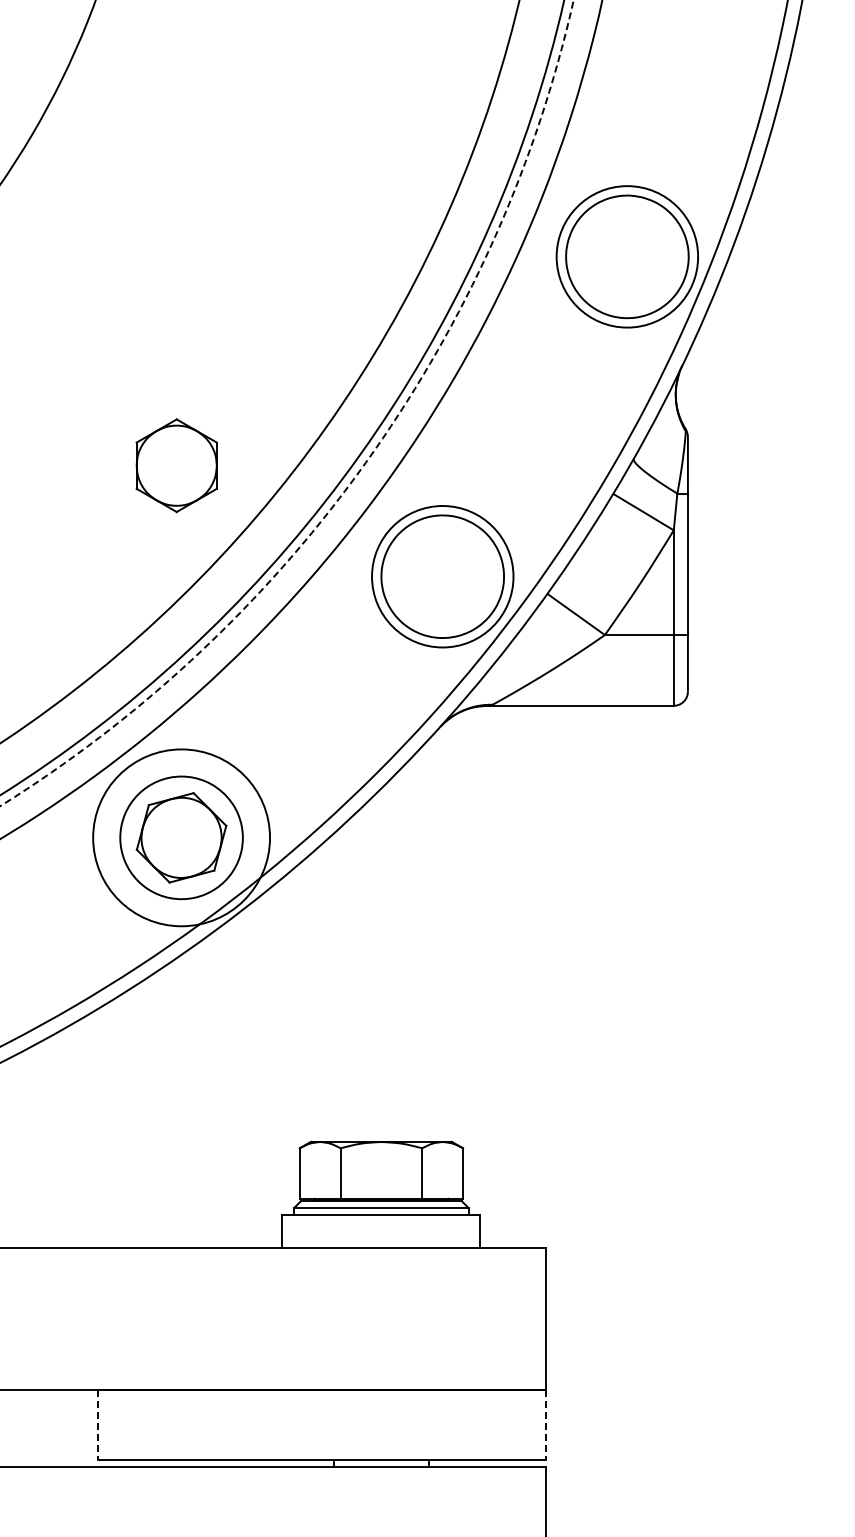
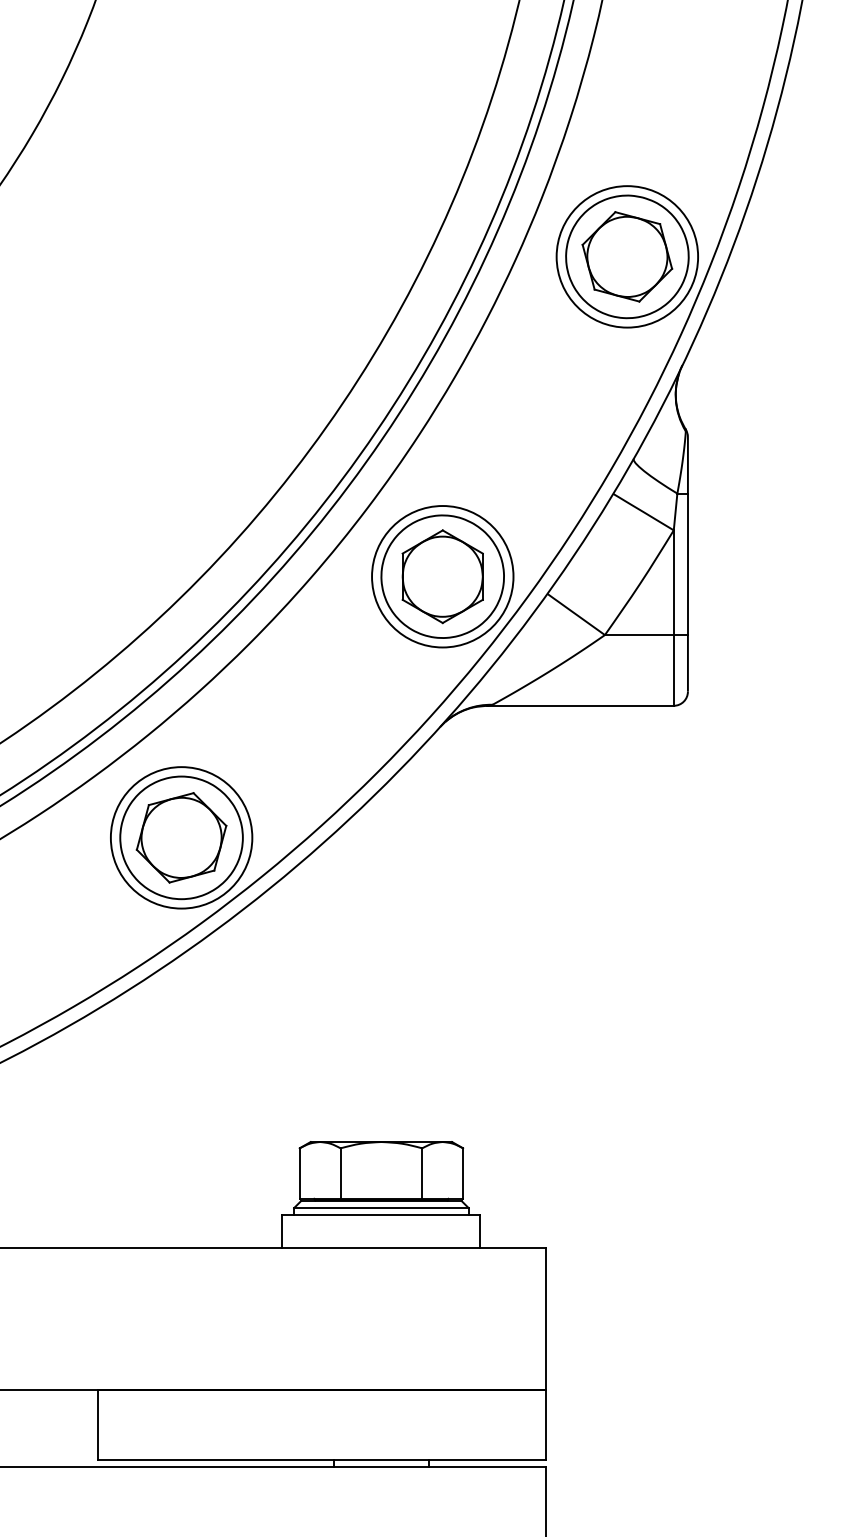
part: none -> present (627, 256)
arc: dashed -> solid (367, 460)
part position: (176, 465) -> (442, 576) (442, 576)
circle diameter: 177 px -> 141 px (181, 837)
line: dashed -> solid (98, 1425)
line: dashed -> solid (546, 1425)
